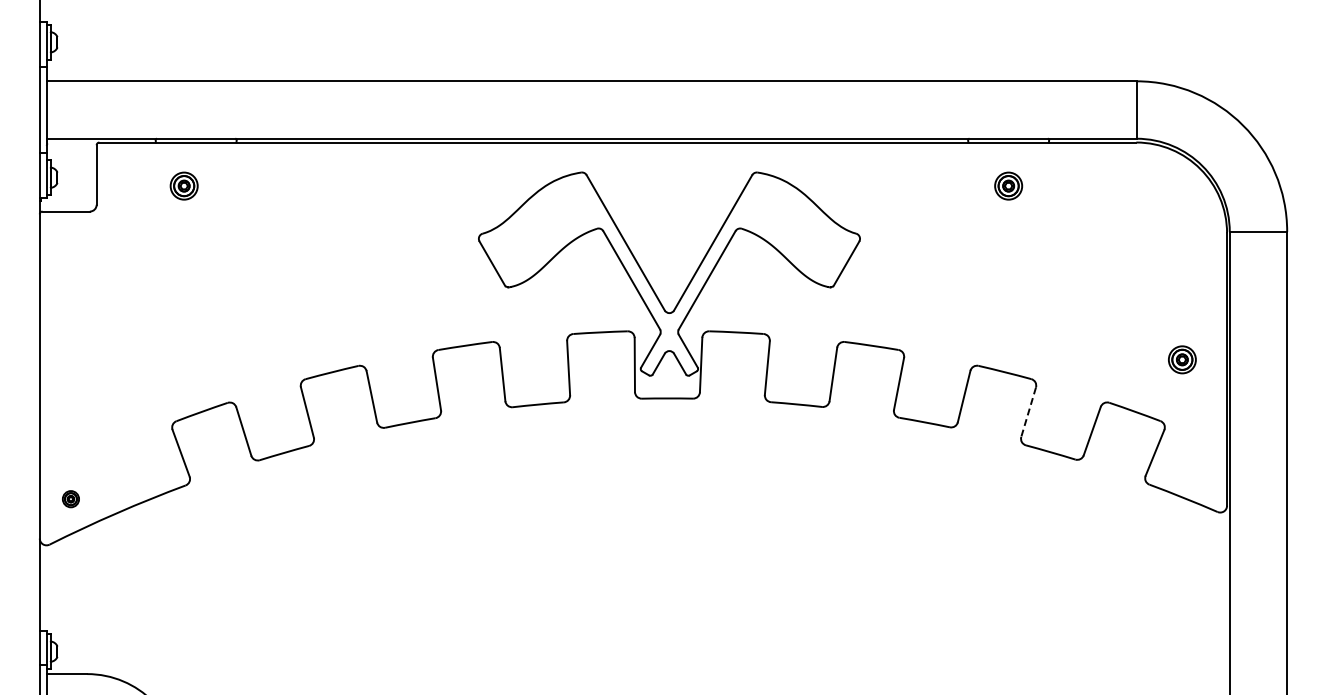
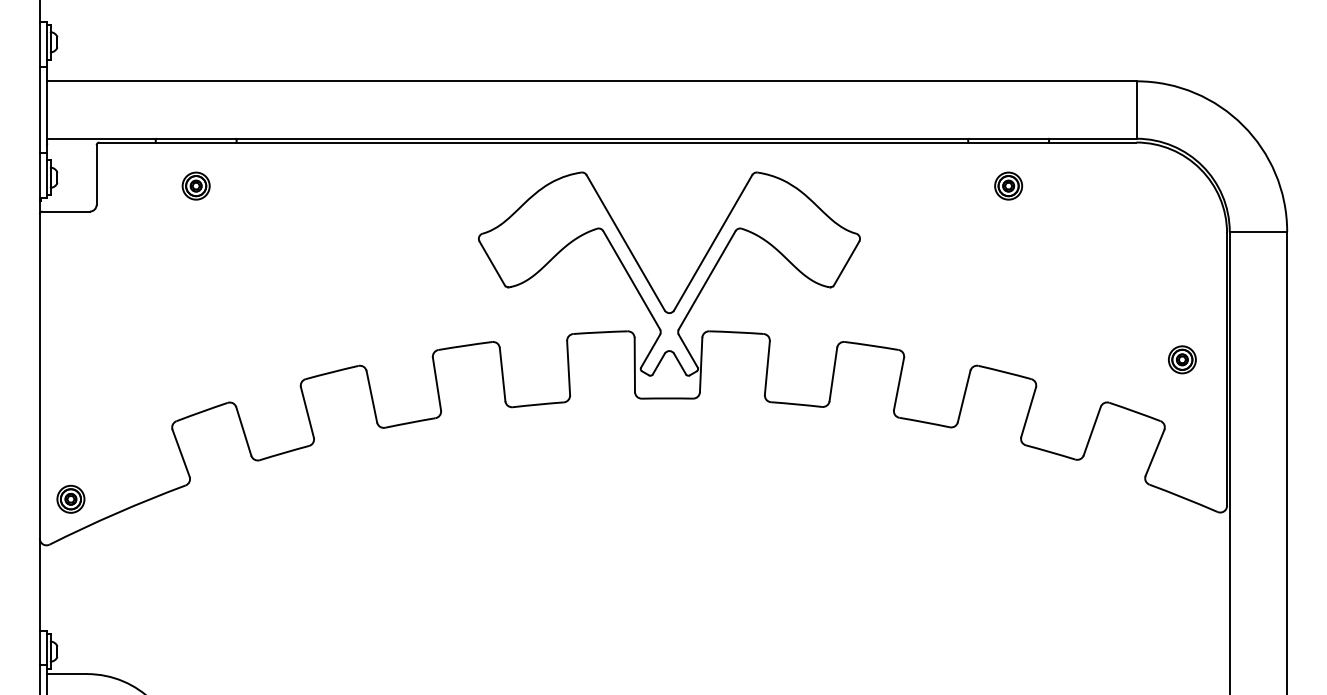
part position: (183, 185) -> (195, 185) (195, 185)
line: dashed -> solid (1028, 412)
part size: 18x19 px -> 30x30 px (70, 498)
